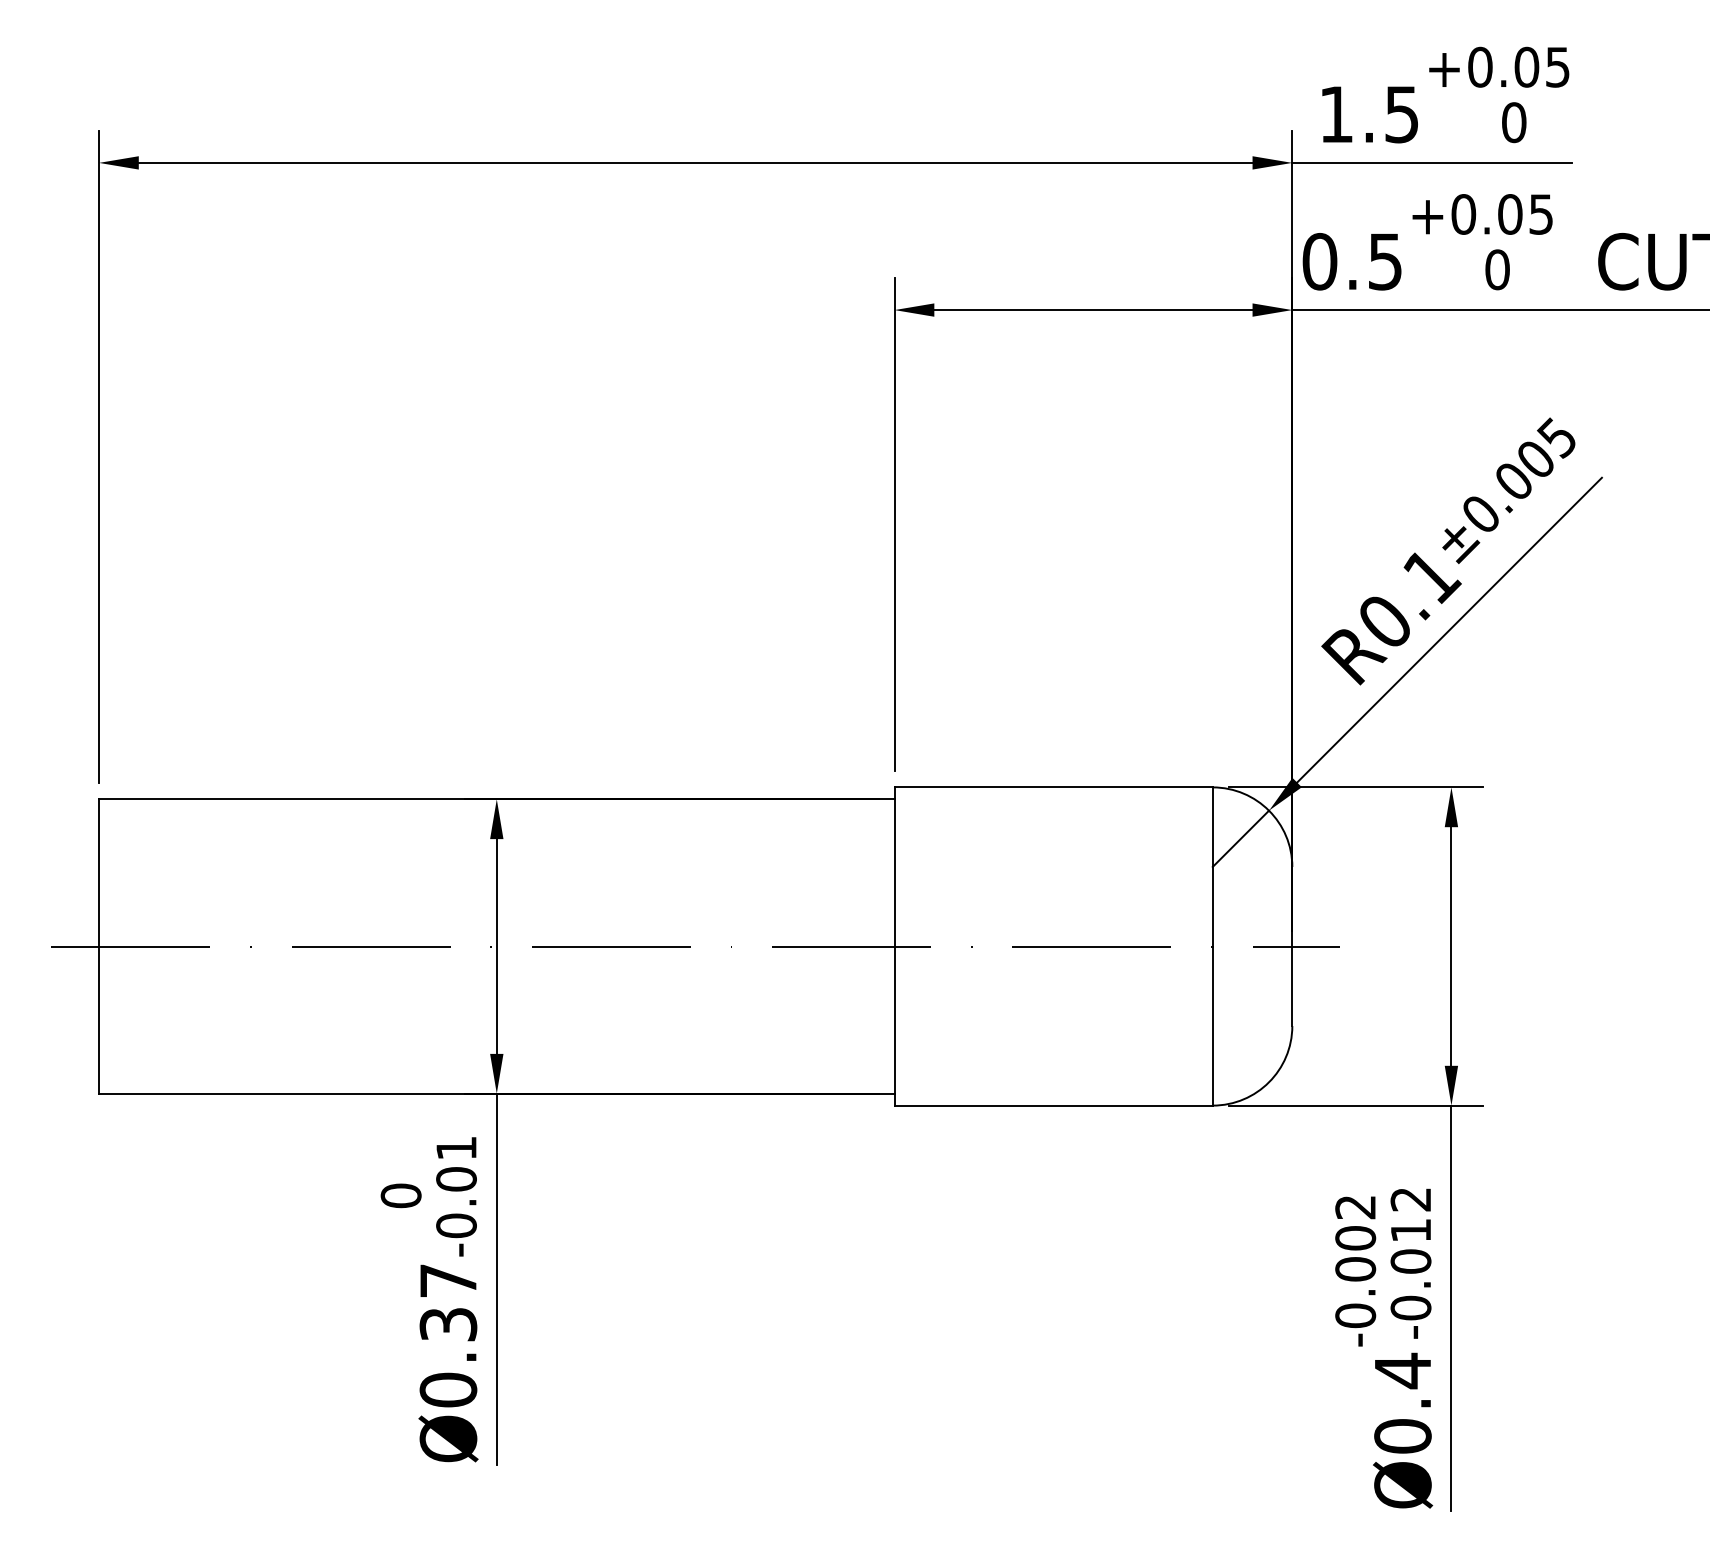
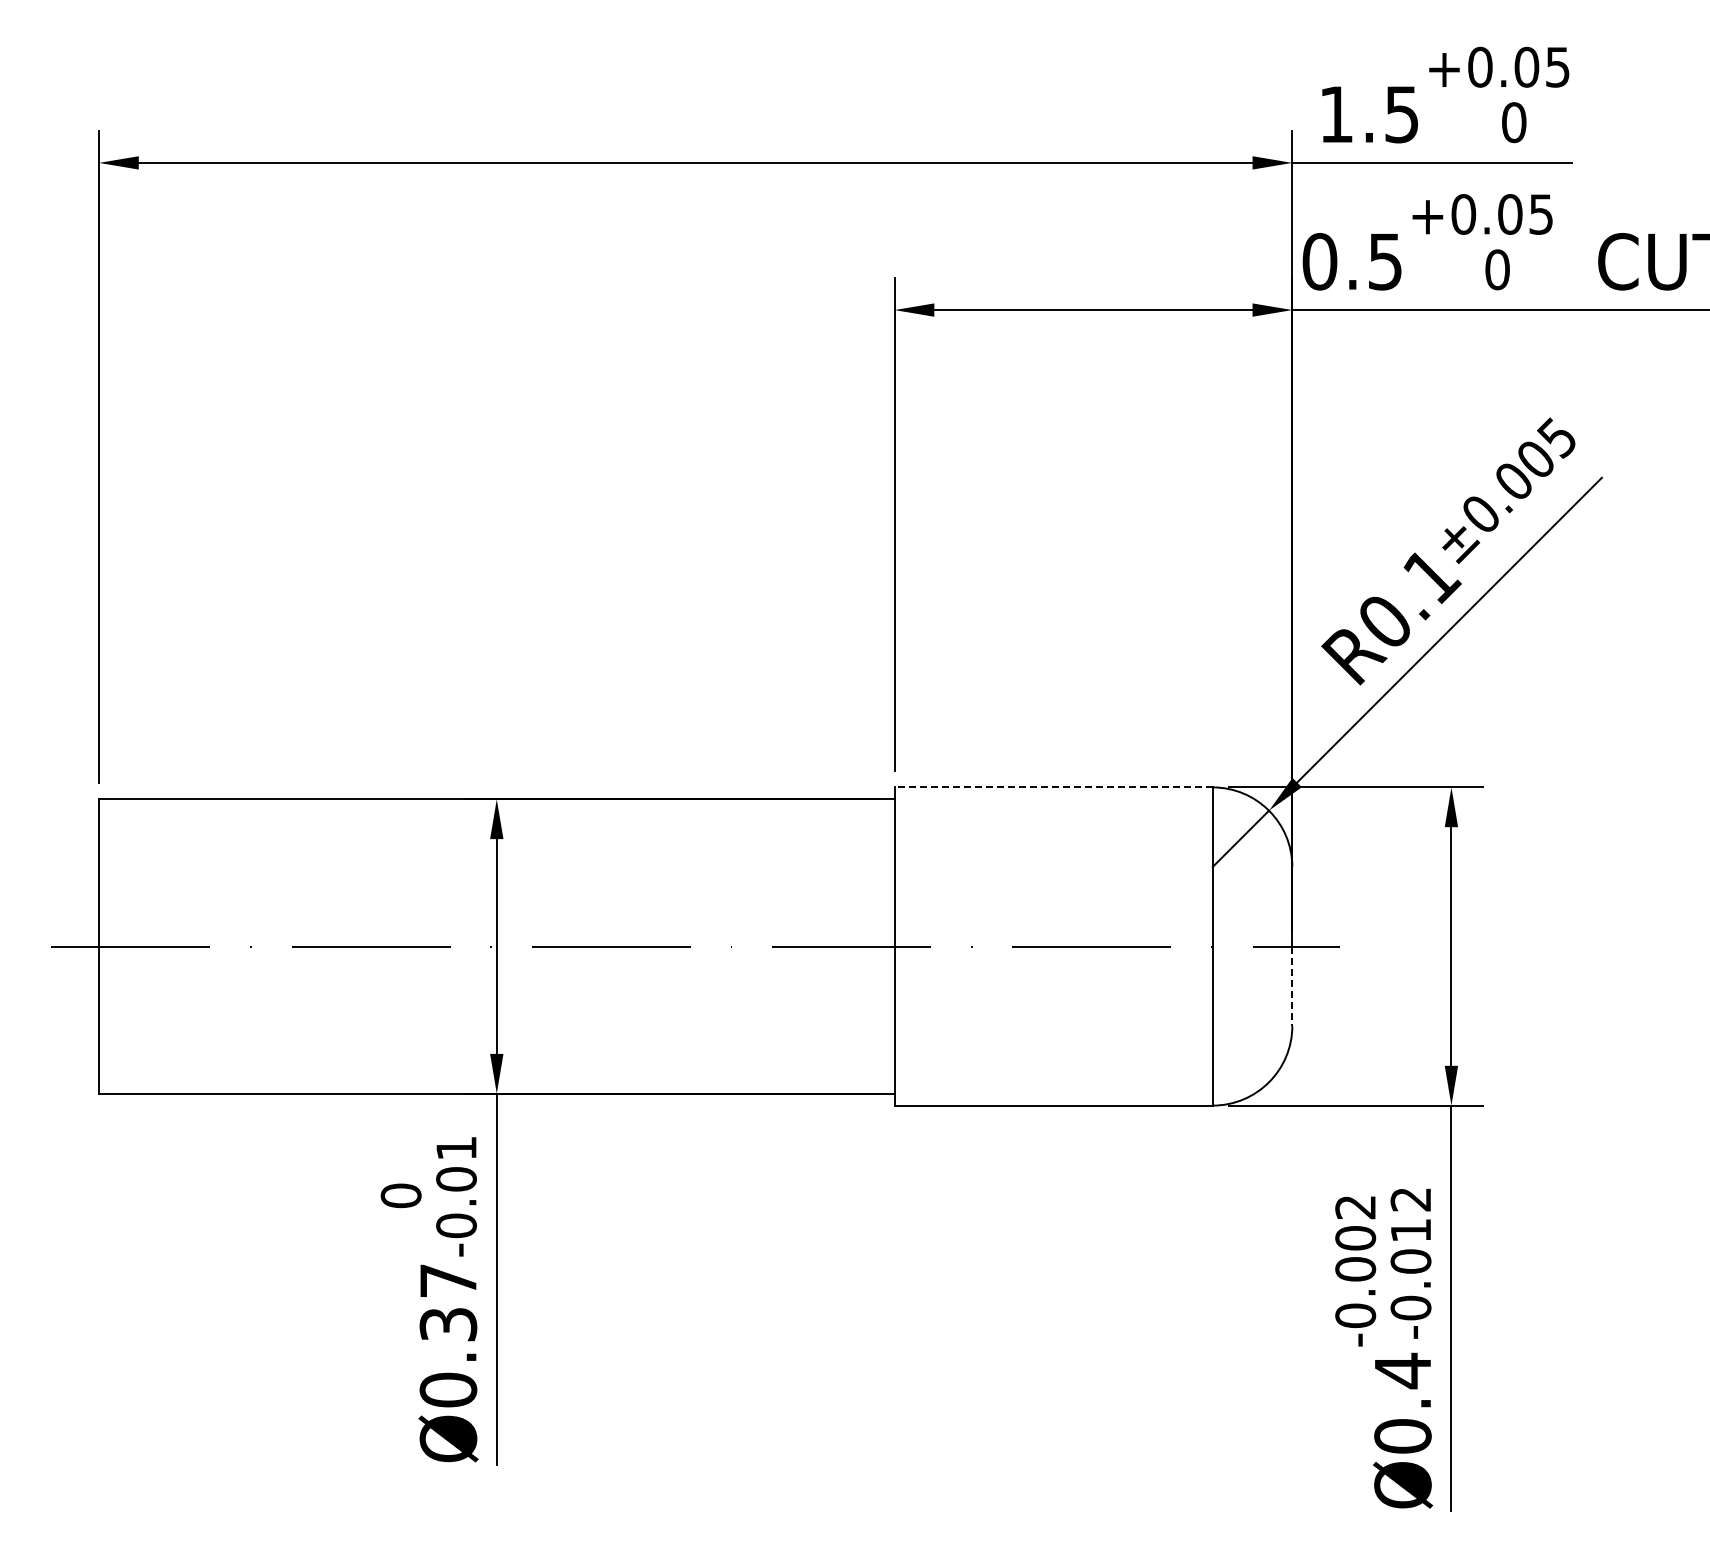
line: solid -> dashed (1053, 787)
line: solid -> dashed (1292, 986)
